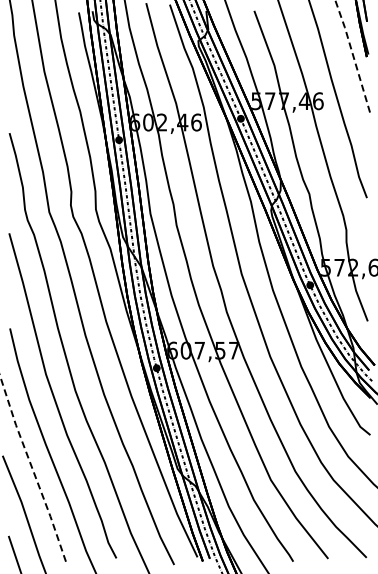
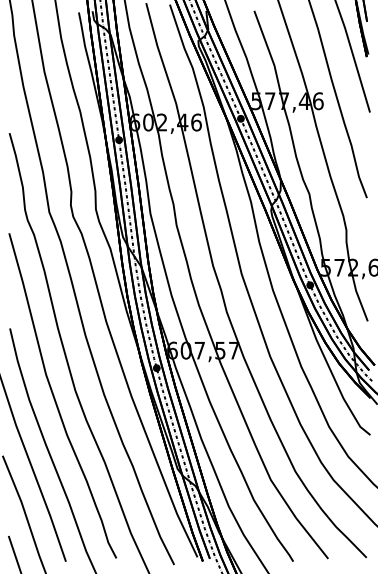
line: dashed -> solid (353, 55)
line: dashed -> solid (32, 469)
